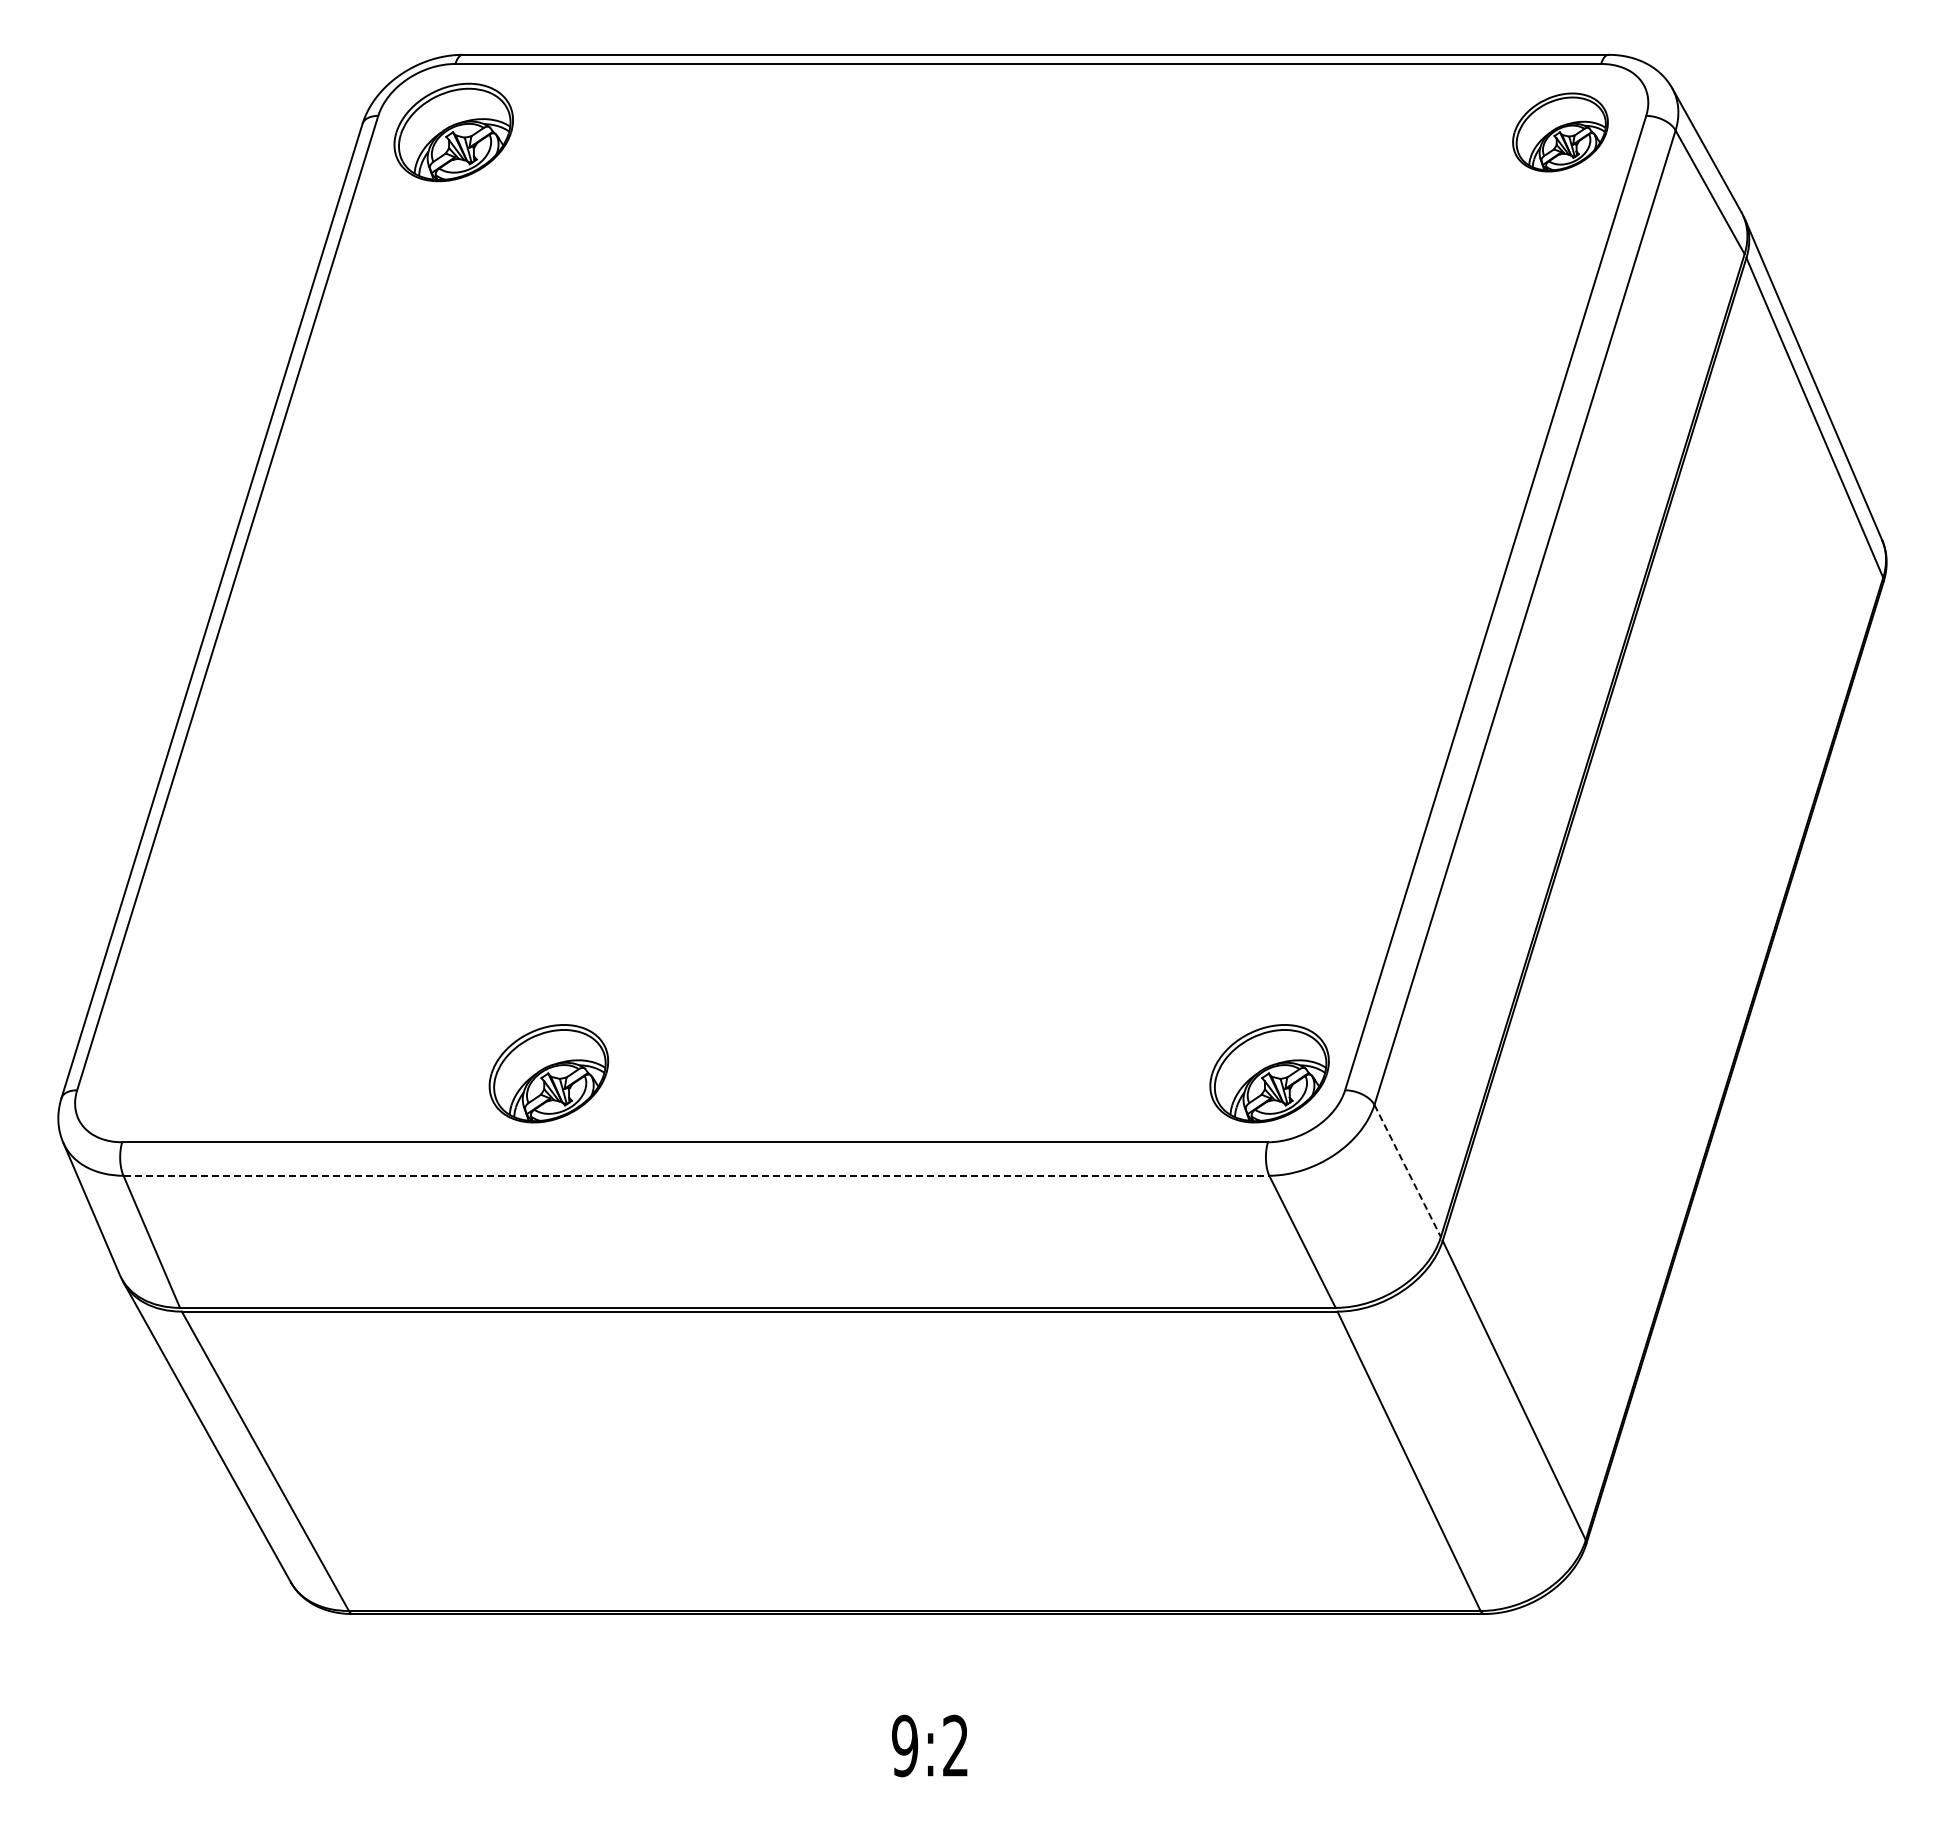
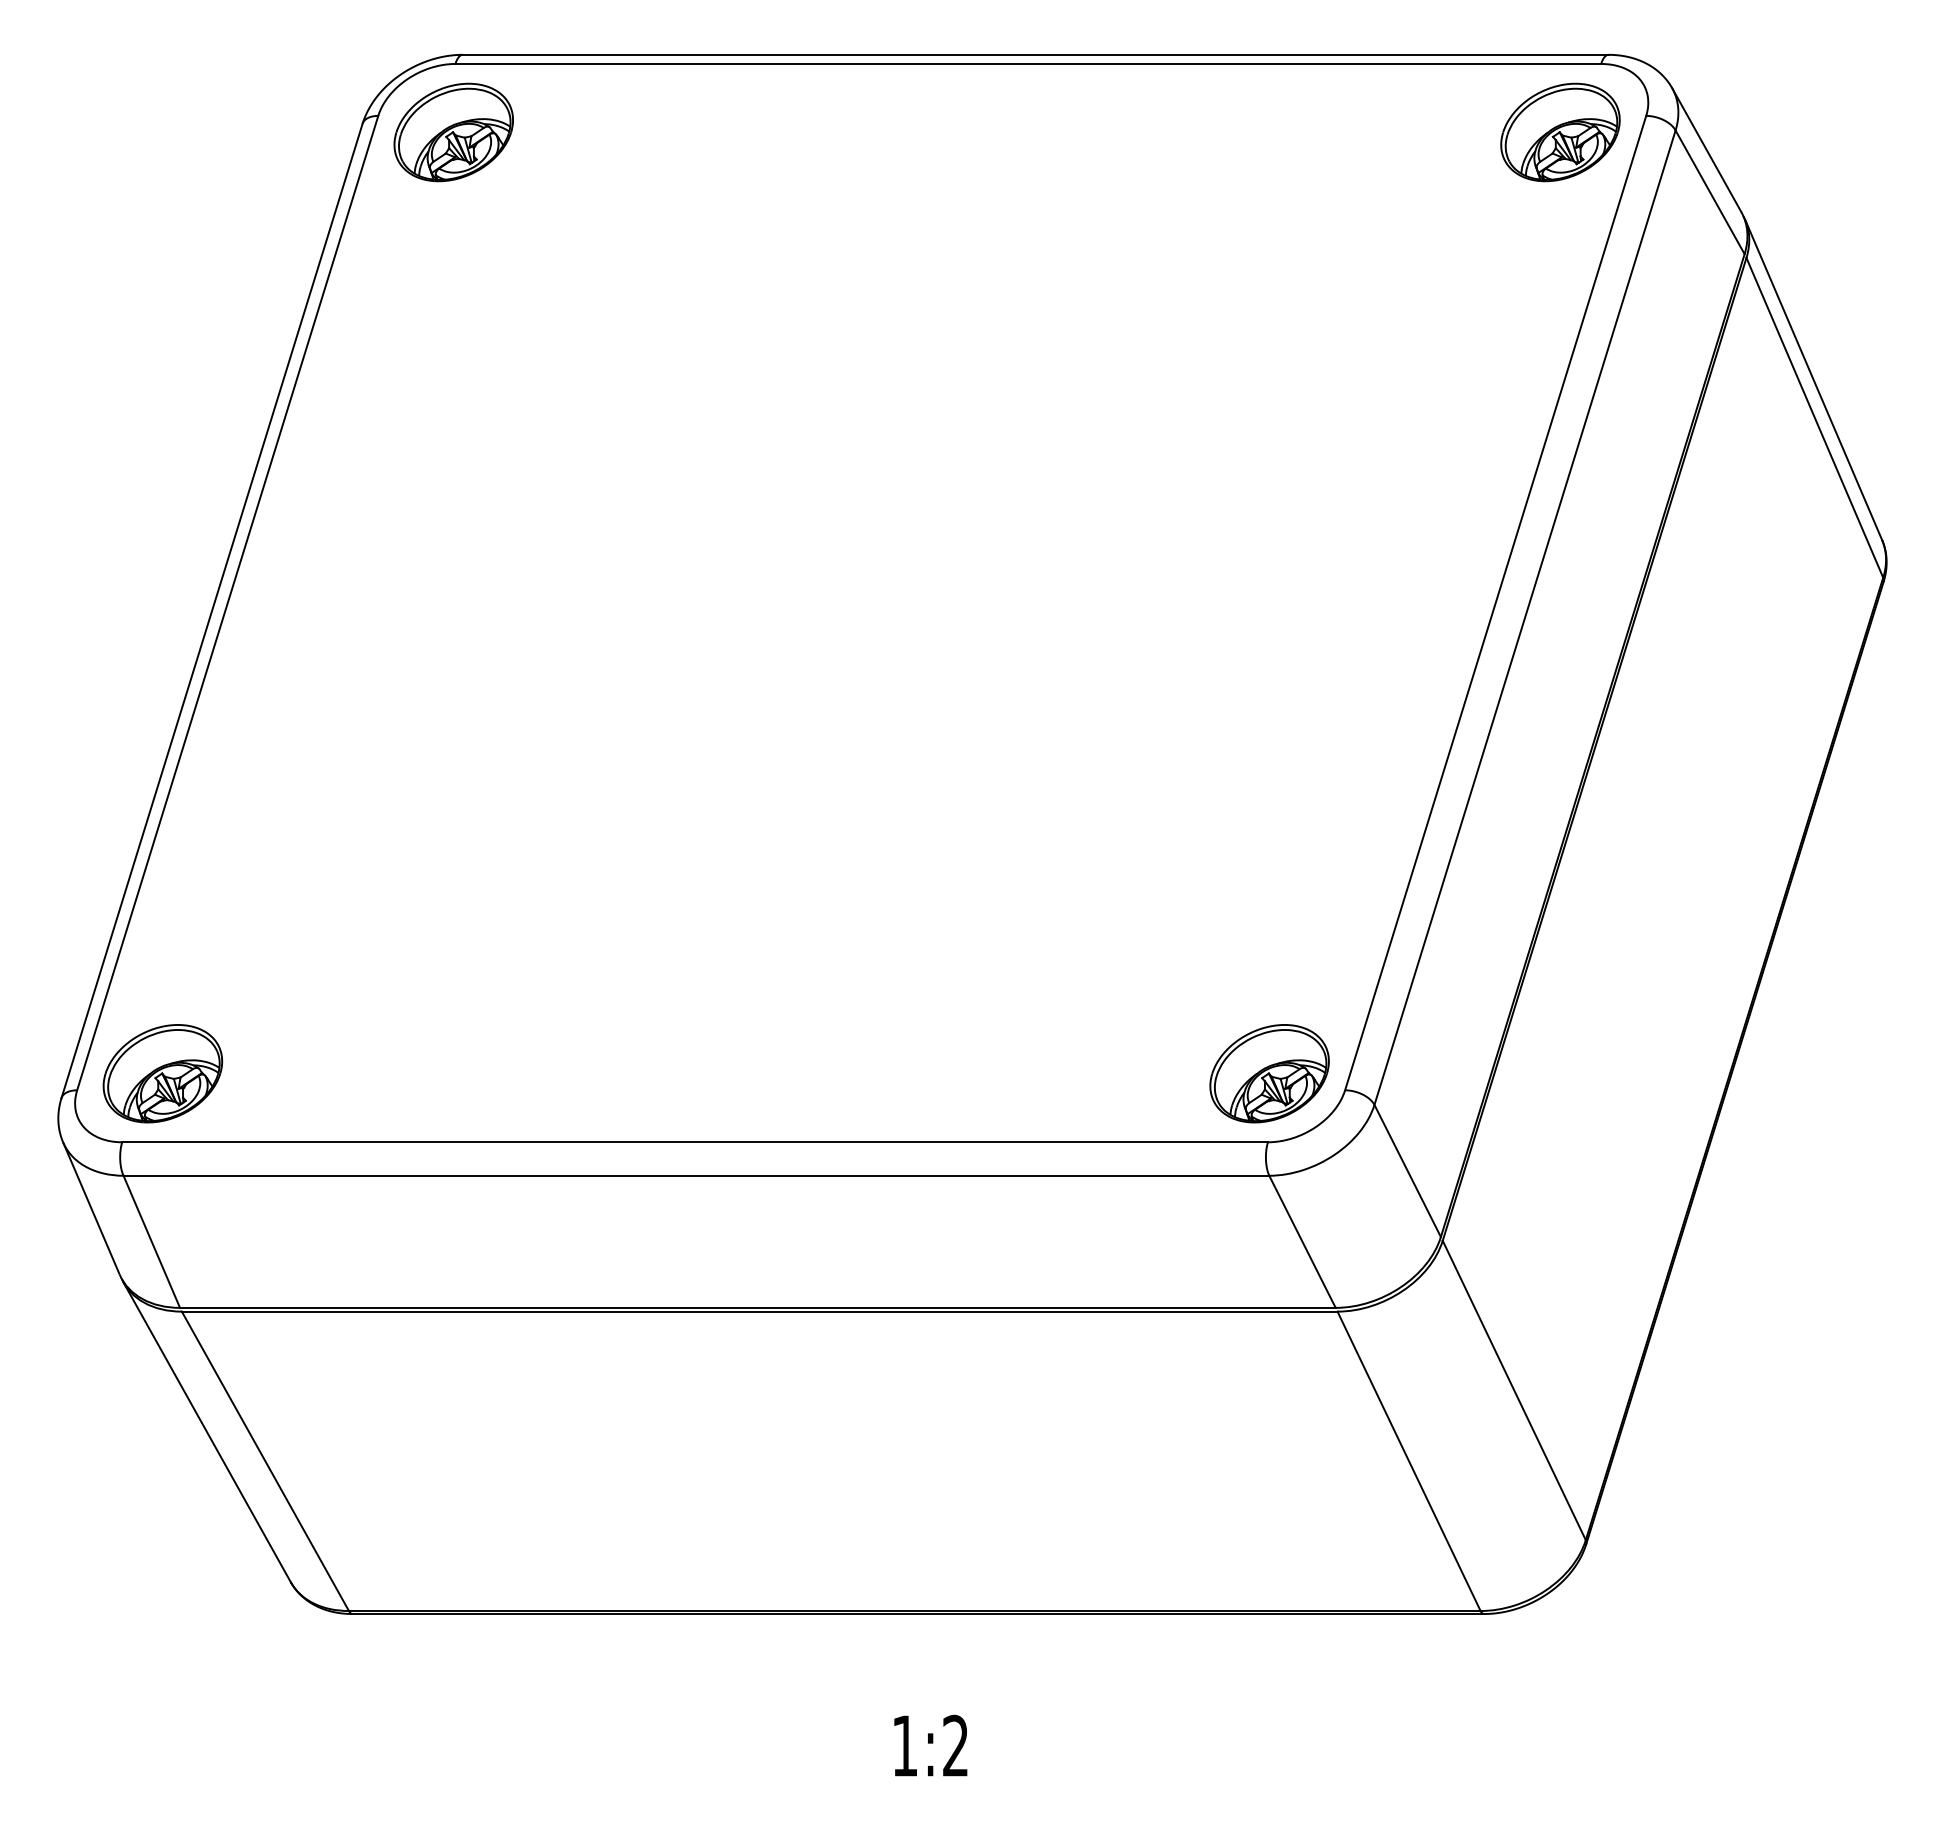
part size: 97x81 px -> 121x101 px (1560, 132)
part position: (548, 1073) -> (162, 1073) (162, 1073)
line: dashed -> solid (1407, 1170)
line: dashed -> solid (696, 1175)
text: 9:2 -> 1:2 (905, 1745)
